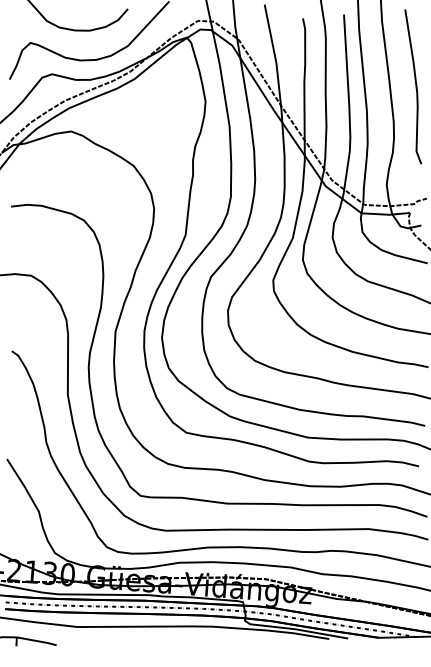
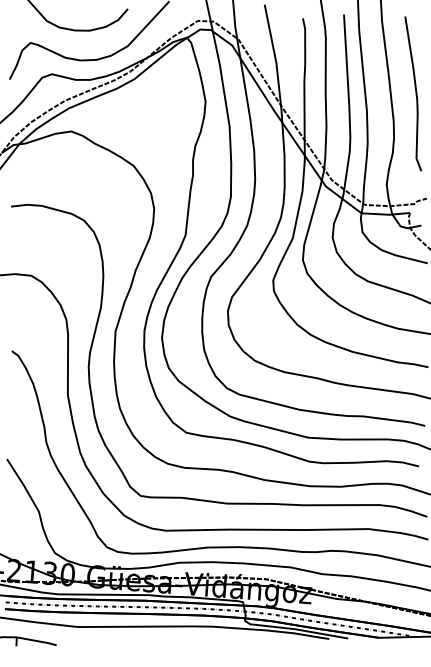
curve position: (415, 86) -> (415, 93) (415, 93)
